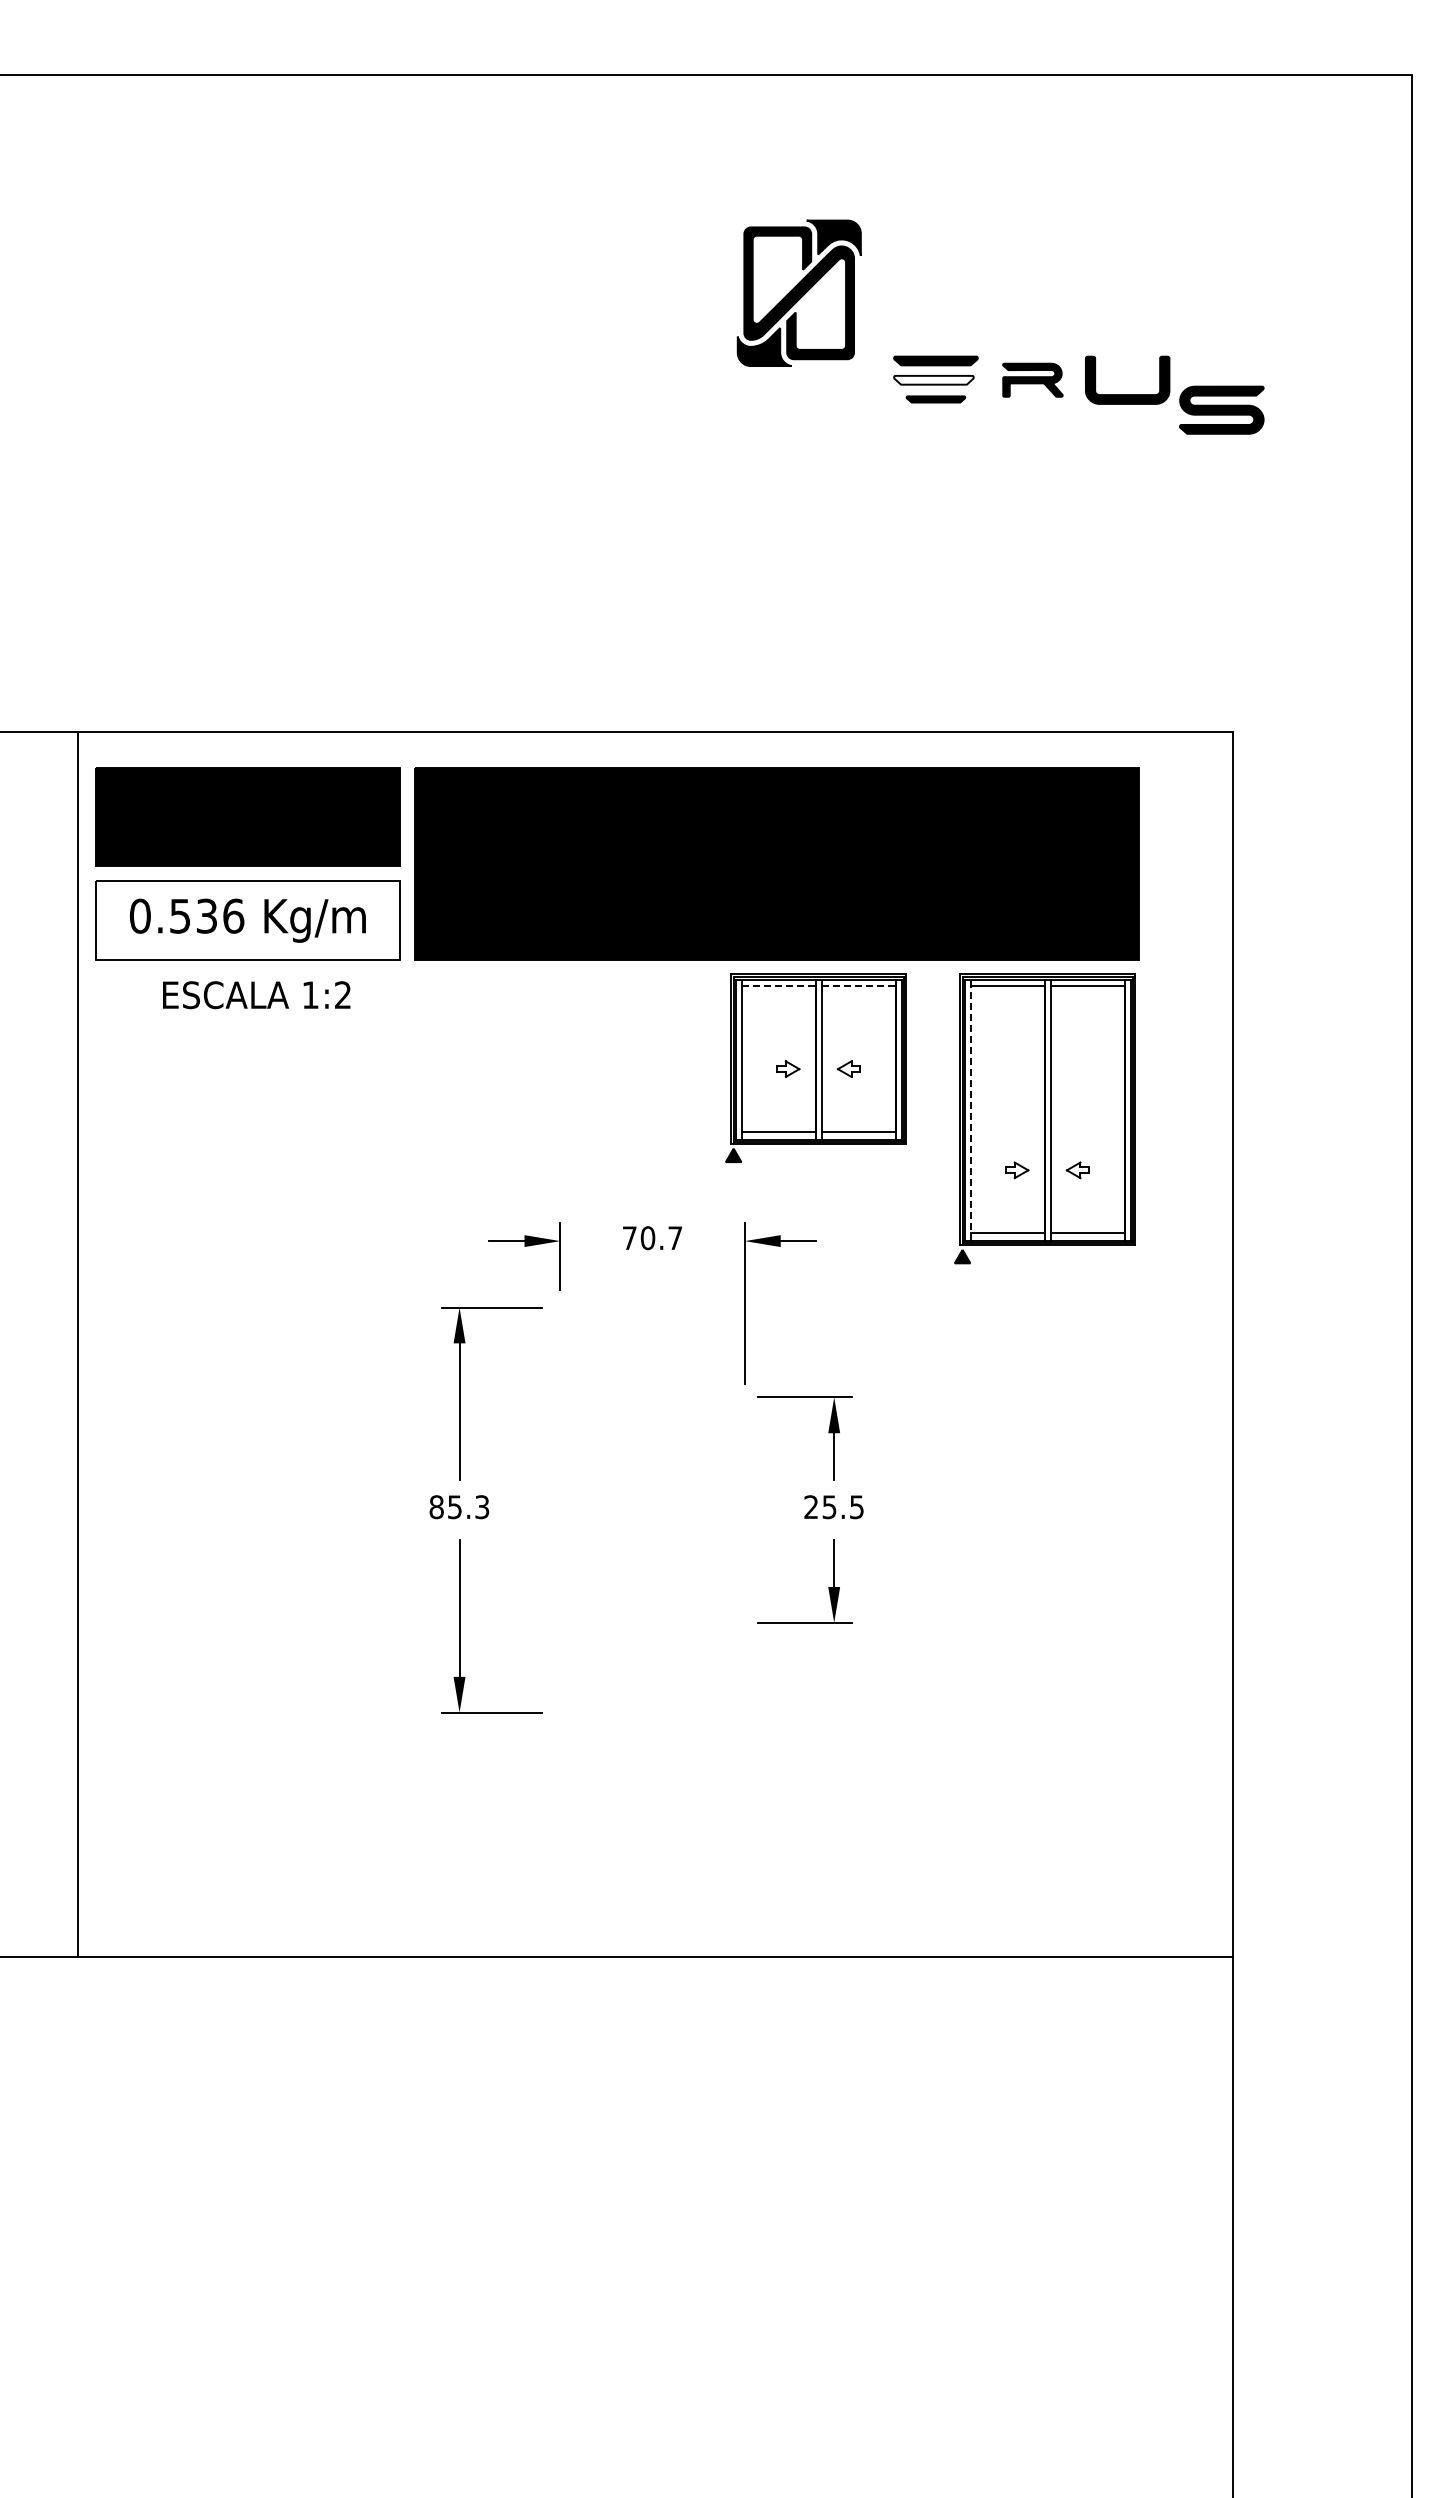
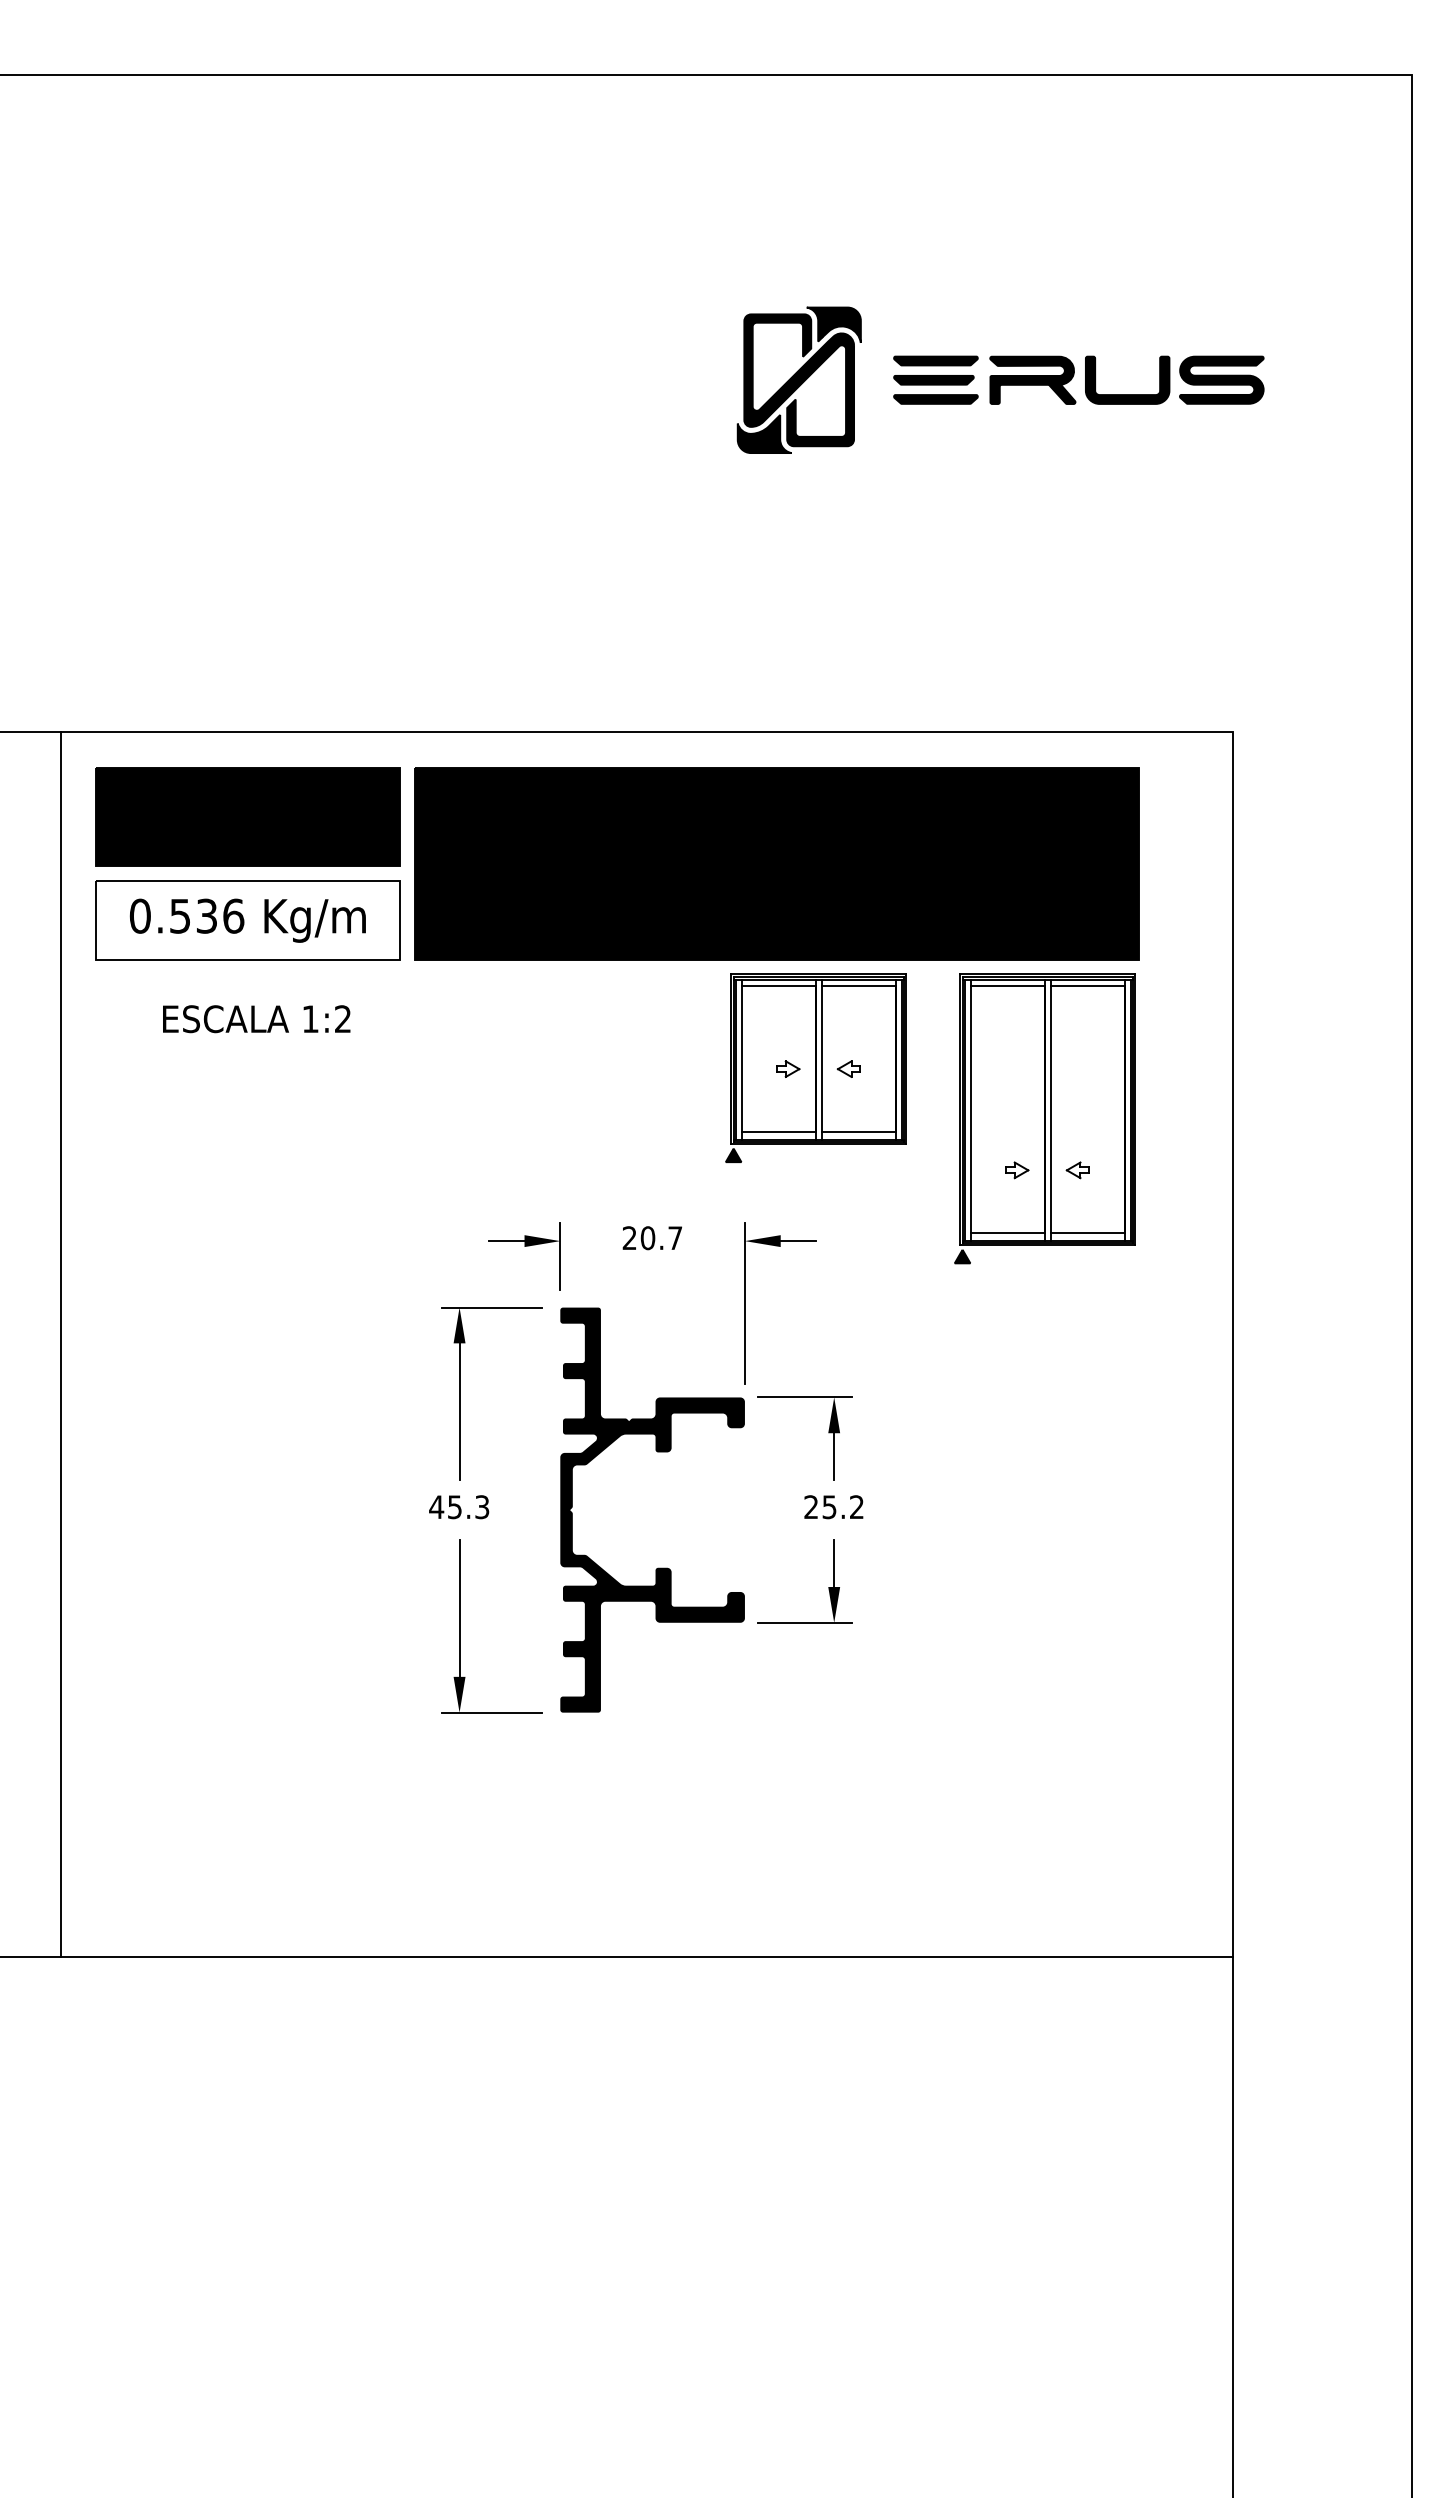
part position: (798, 292) -> (798, 379) (798, 379)
fill: none -> present (933, 379)
part size: 62x36 px -> 88x50 px (1032, 379)
part size: 62x9 px -> 86x11 px (935, 399)
part position: (1221, 409) -> (1221, 379) (1221, 379)
line: dashed -> solid (778, 986)
line: dashed -> solid (858, 986)
text position: (256, 995) -> (256, 1019) (256, 1019)
line: dashed -> solid (971, 1109)
text: 70.7 -> 20.7 (629, 1237)
line position: (77, 1343) -> (60, 1343) (60, 1343)
text: 85.3 -> 45.3 (436, 1507)
text: 25.5 -> 25.2 (856, 1507)
fill: none -> present (652, 1509)
